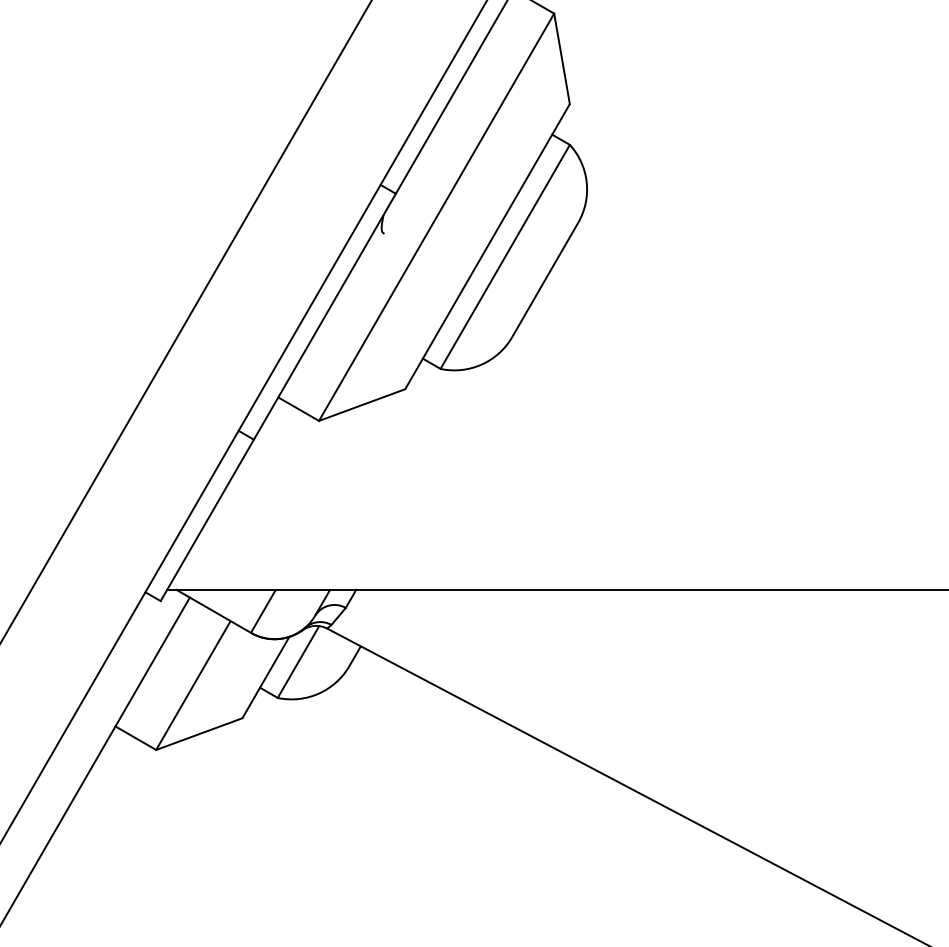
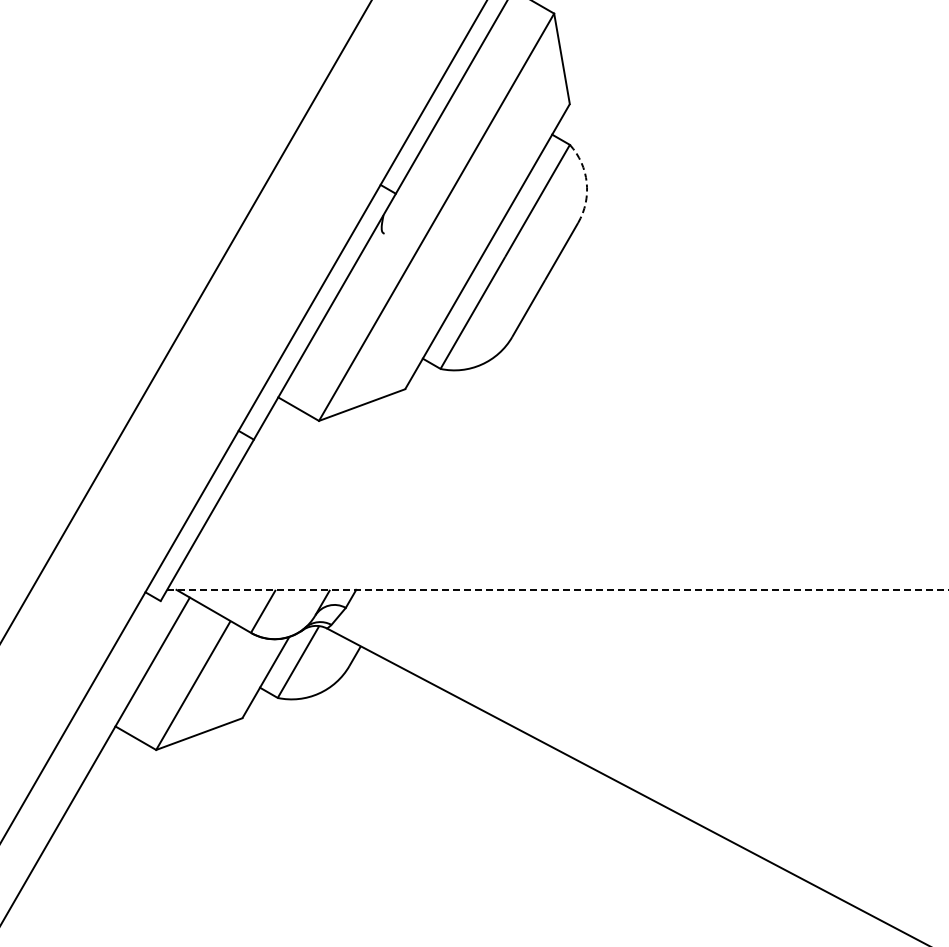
arc: solid -> dashed (586, 182)
line: solid -> dashed (557, 589)
